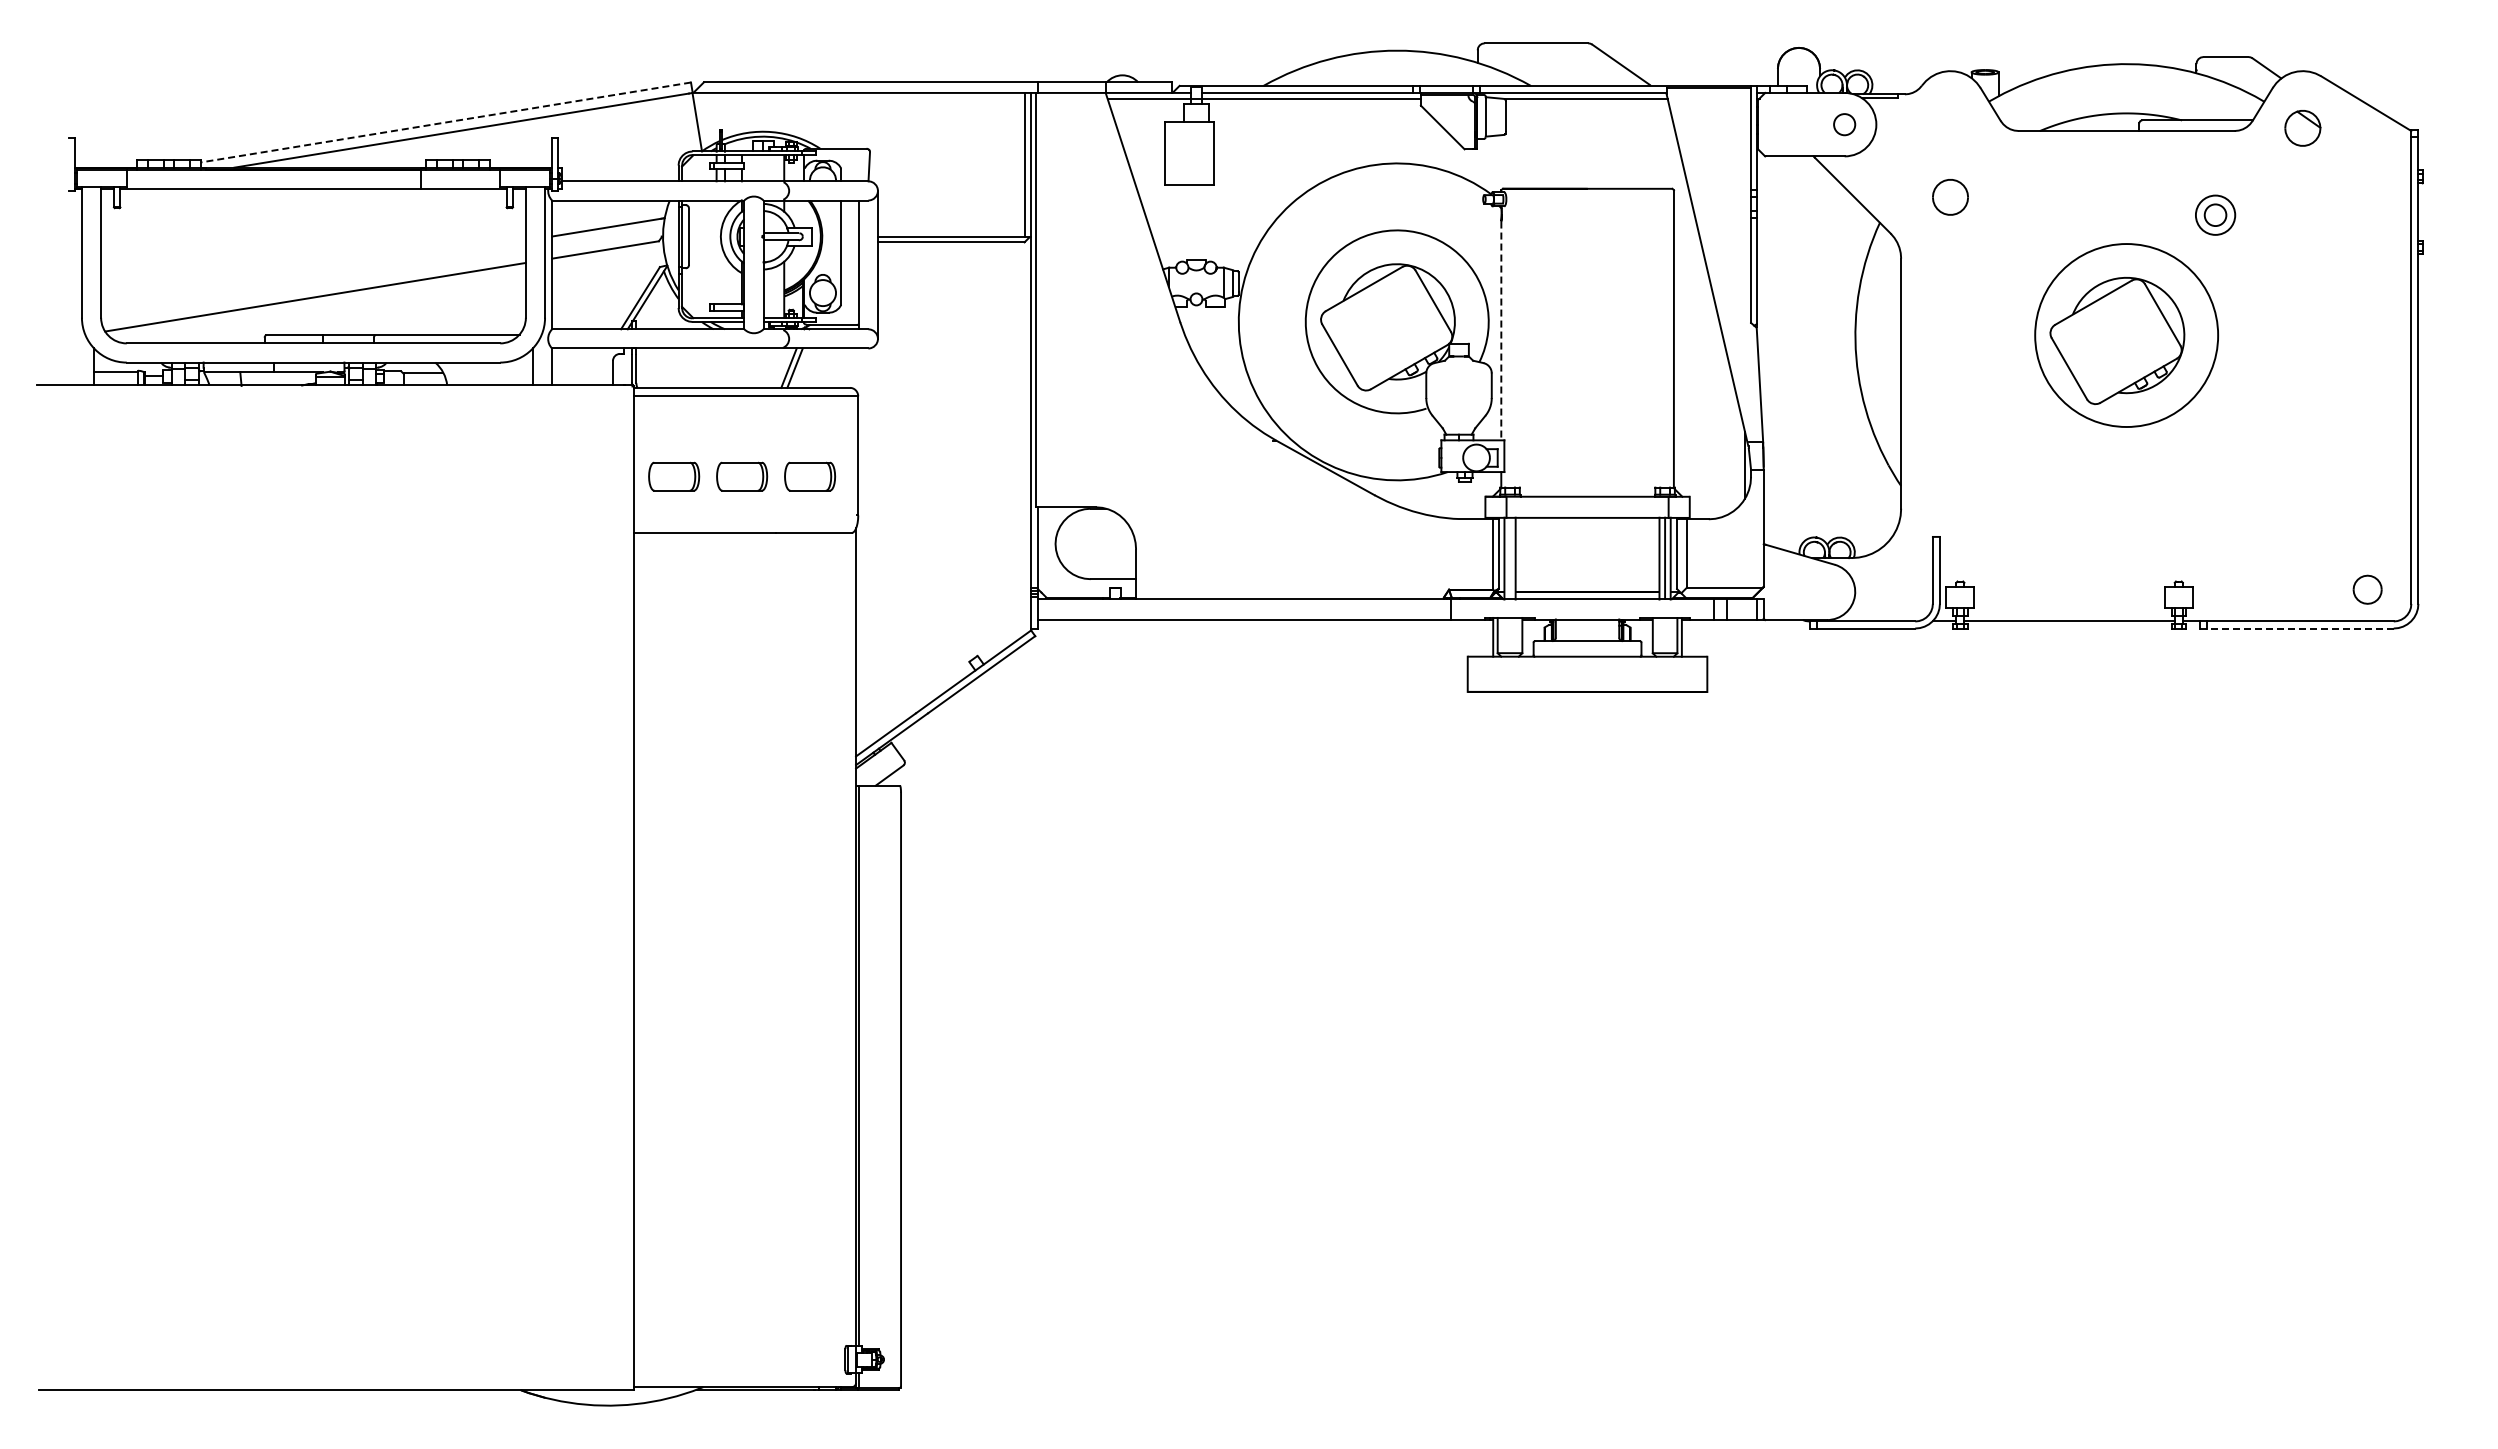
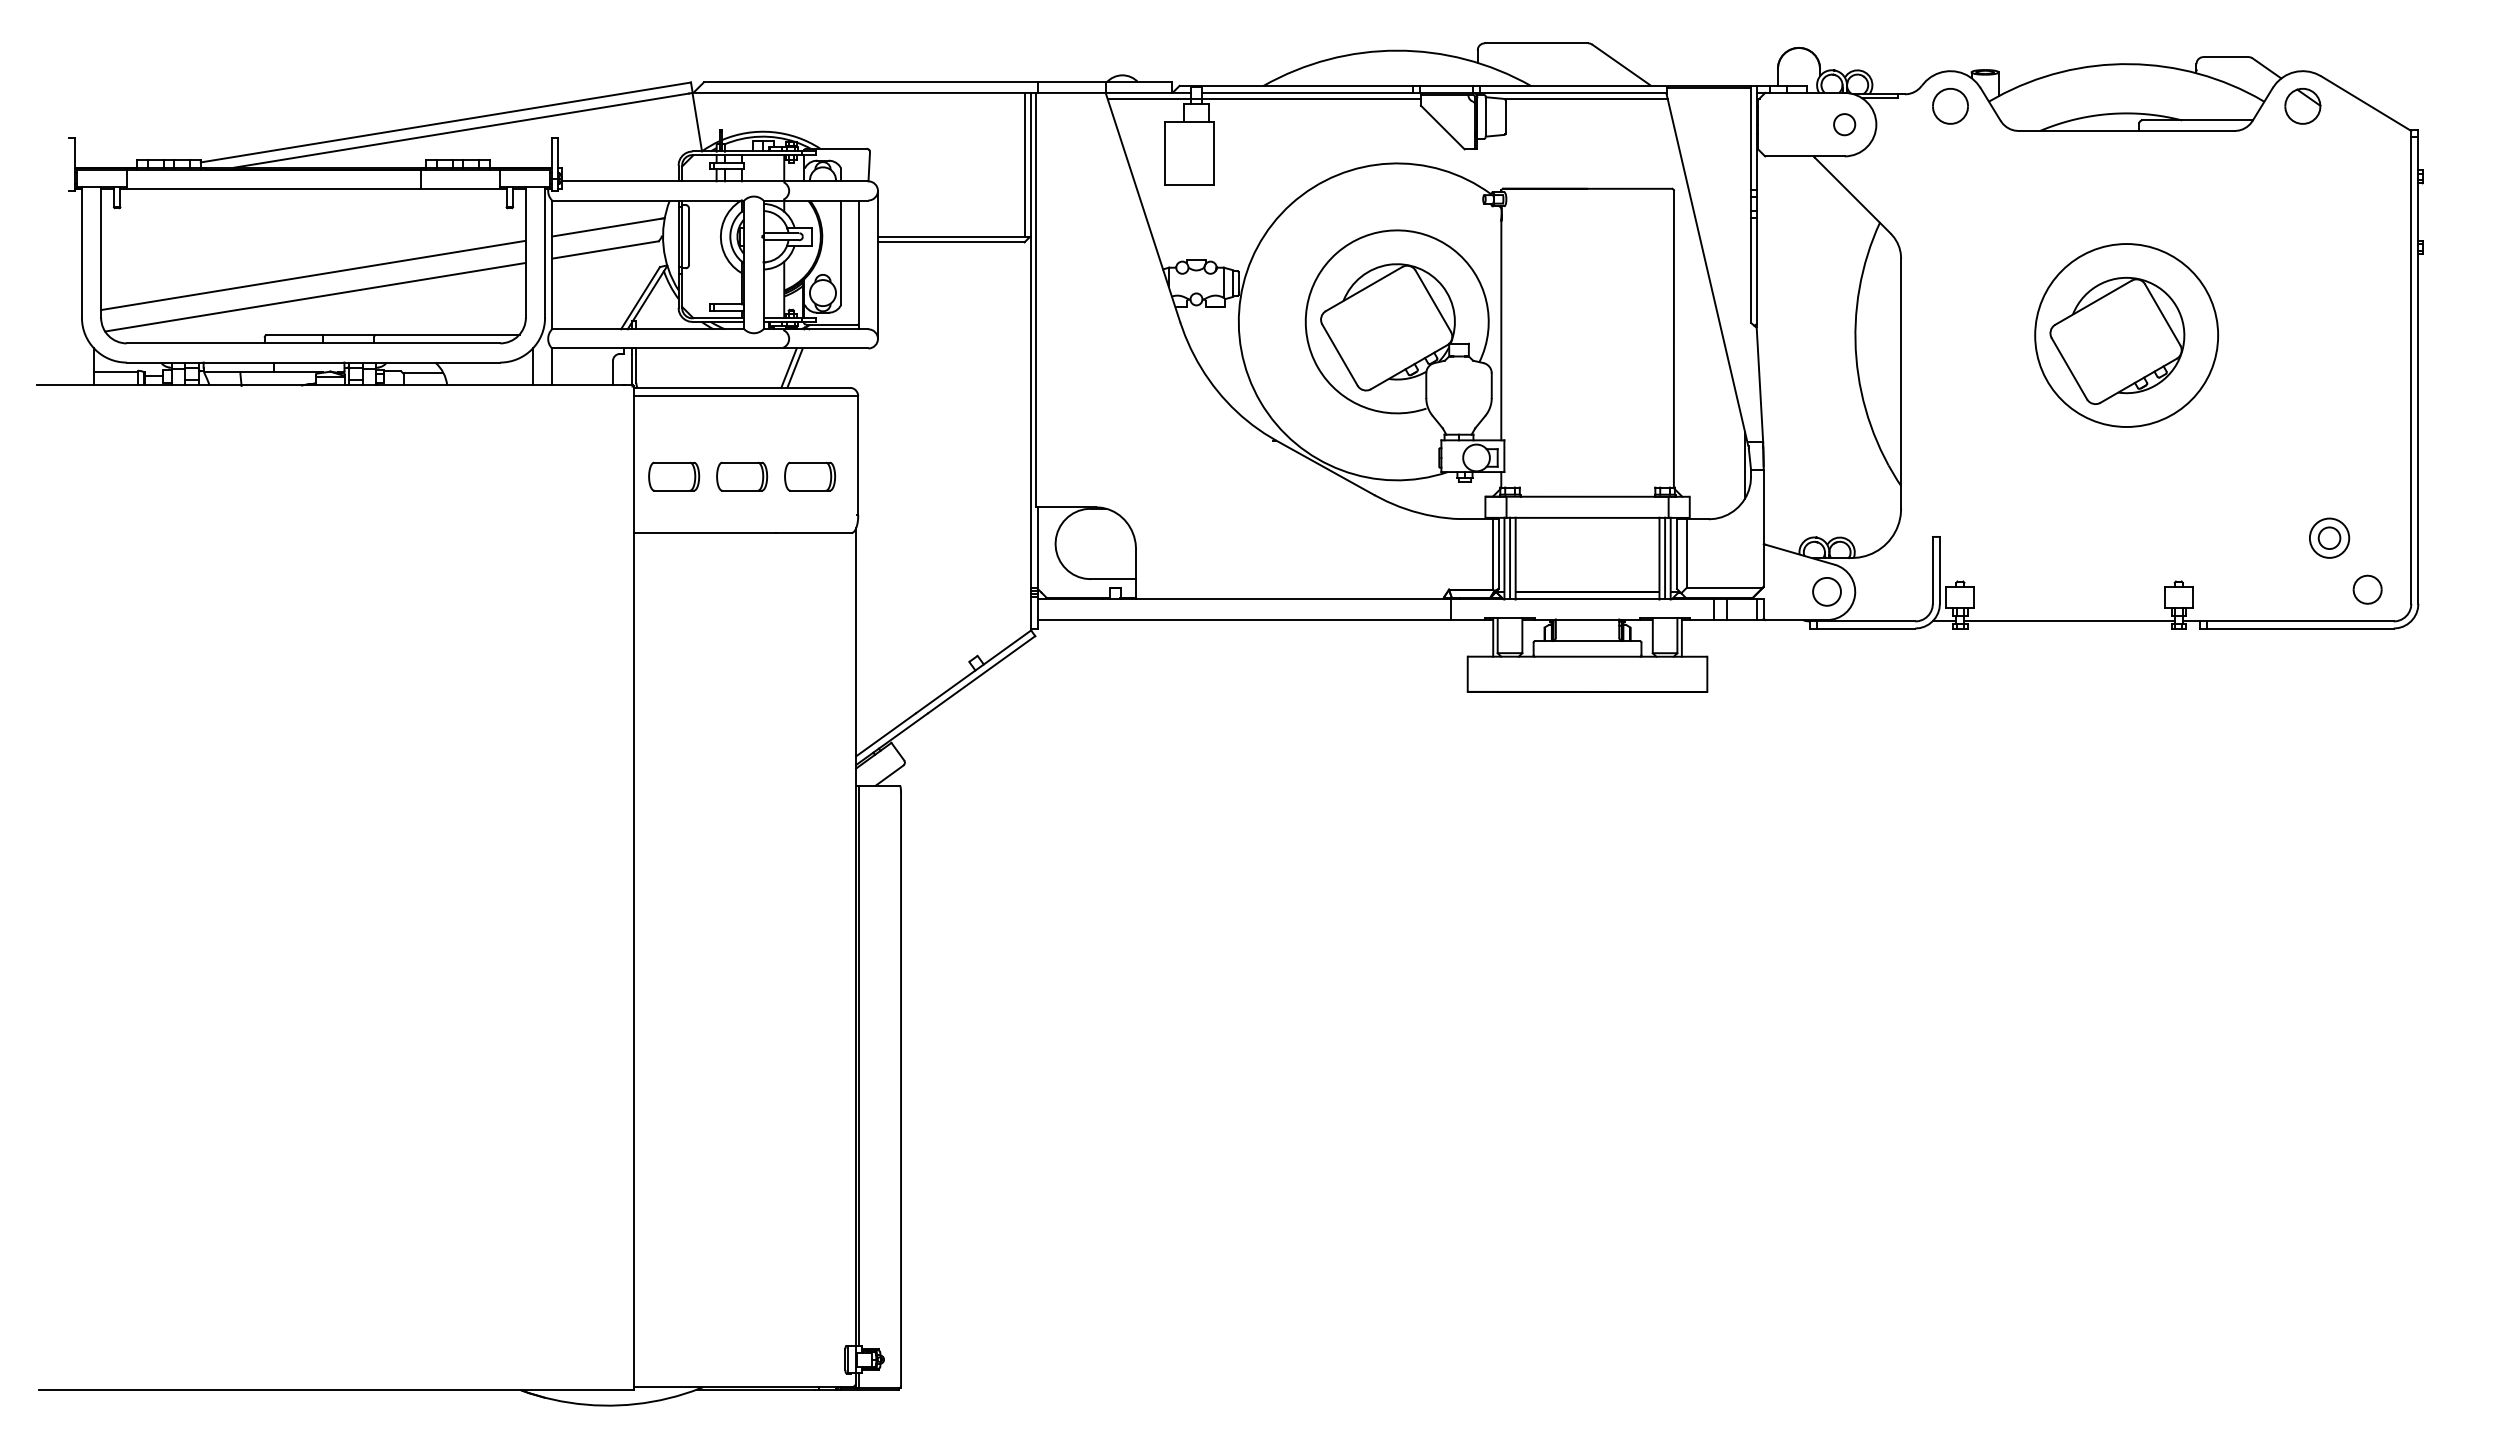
line: dashed -> solid (445, 122)
part position: (2302, 128) -> (2302, 106) (2302, 106)
part position: (1950, 197) -> (1950, 106) (1950, 106)
part position: (2215, 214) -> (2329, 537) (2329, 537)
line: none -> present (313, 275)
line: dashed -> solid (1501, 331)
line: none -> present (1510, 557)
circle: none -> present (1826, 591)
line: dashed -> solid (2296, 628)
